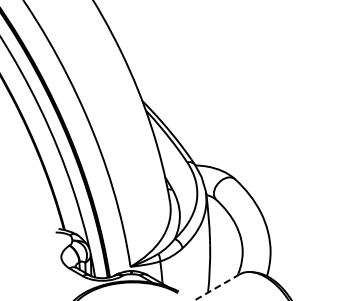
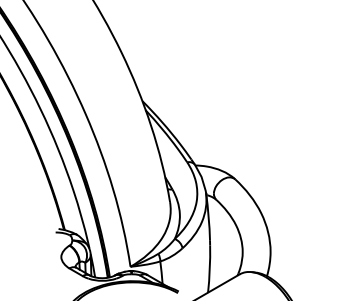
line: dashed -> solid (216, 287)
